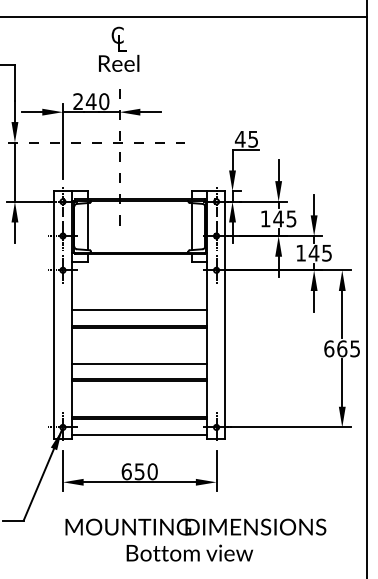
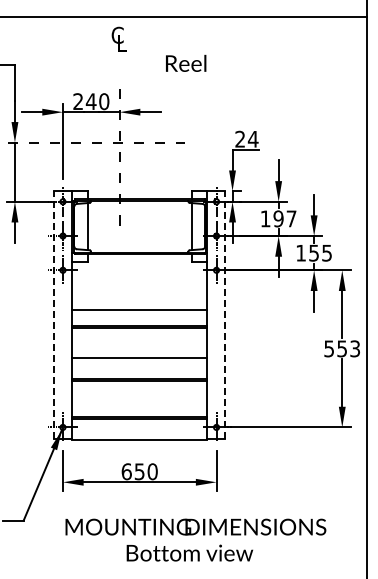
text position: (119, 62) -> (186, 62) (186, 62)
text: 45 -> 24 (246, 138)
text: 145 -> 197 (284, 218)
text: 145 -> 155 (313, 253)
line: solid -> dashed (54, 314)
line: solid -> dashed (225, 314)
text: 665 -> 553 (342, 348)
line position: (139, 363) -> (139, 357) (139, 357)
line position: (139, 434) -> (139, 439) (139, 439)
